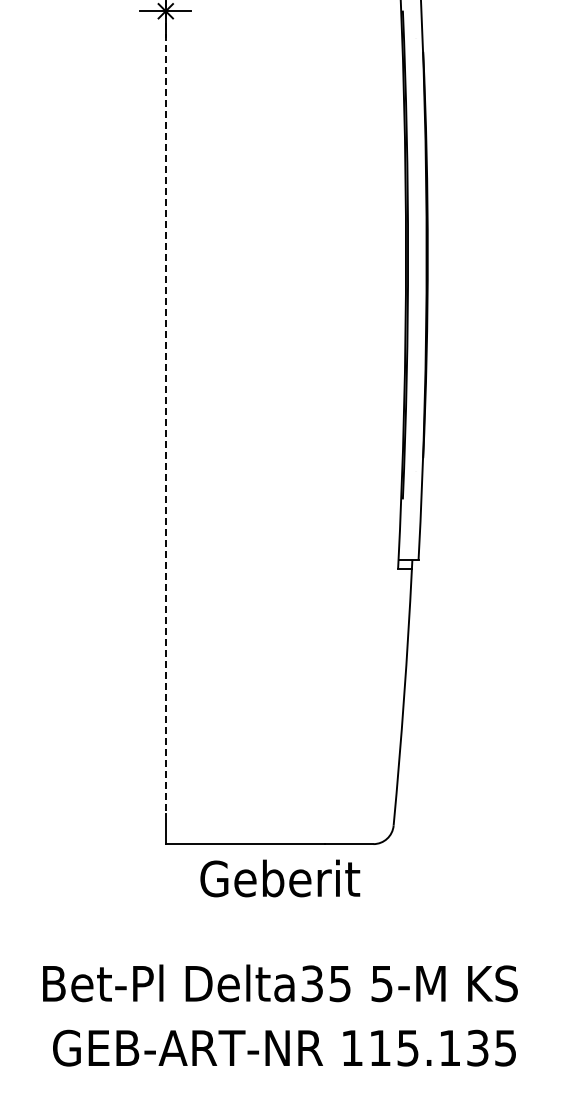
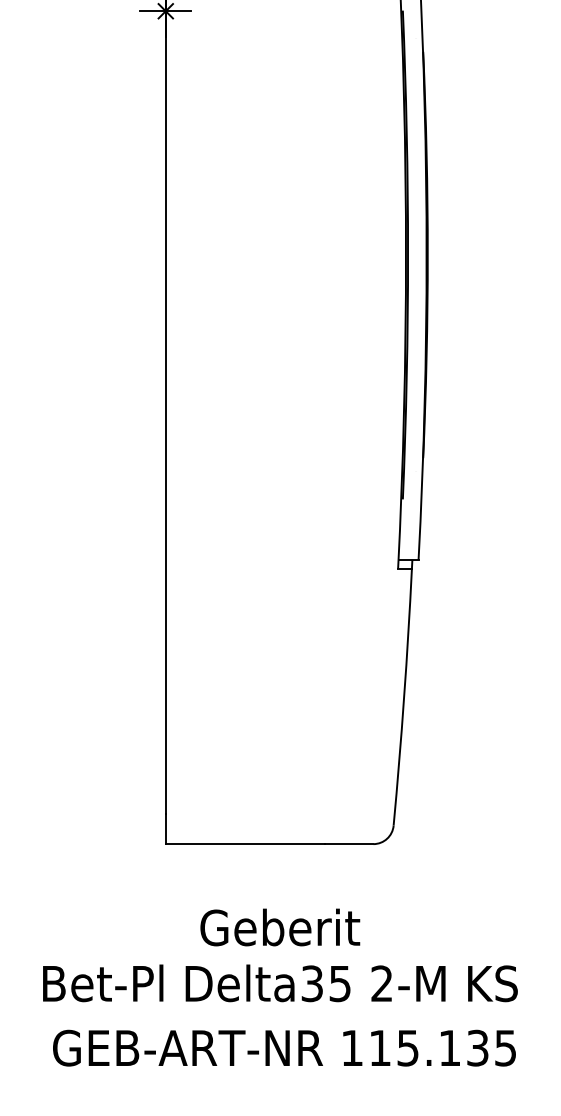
line: dashed -> solid (165, 407)
text position: (280, 878) -> (280, 927) (280, 927)
text: 5-M -> 2-M (381, 983)
